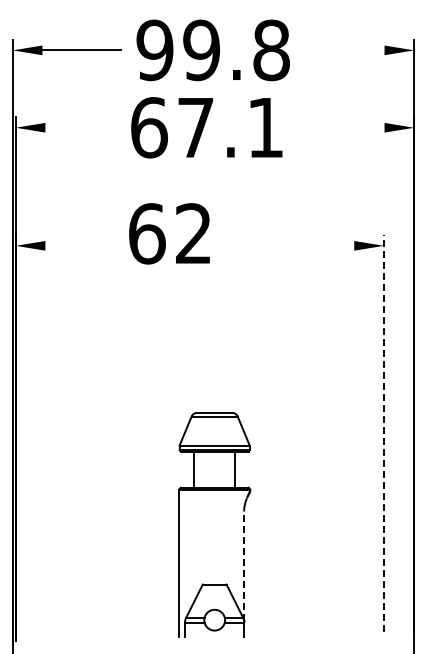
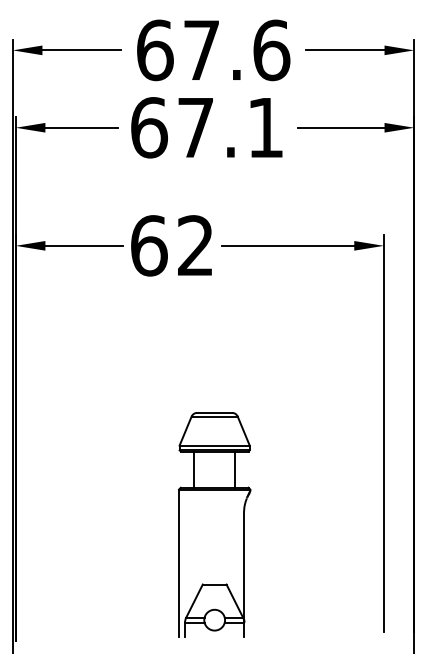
text: 99.8 -> 67.6 (213, 50)
line: none -> present (344, 50)
line: none -> present (81, 127)
line: none -> present (340, 127)
text position: (169, 233) -> (171, 245) (171, 245)
line: none -> present (84, 245)
line: none -> present (288, 245)
line: dashed -> solid (383, 433)
line: dashed -> solid (244, 566)
